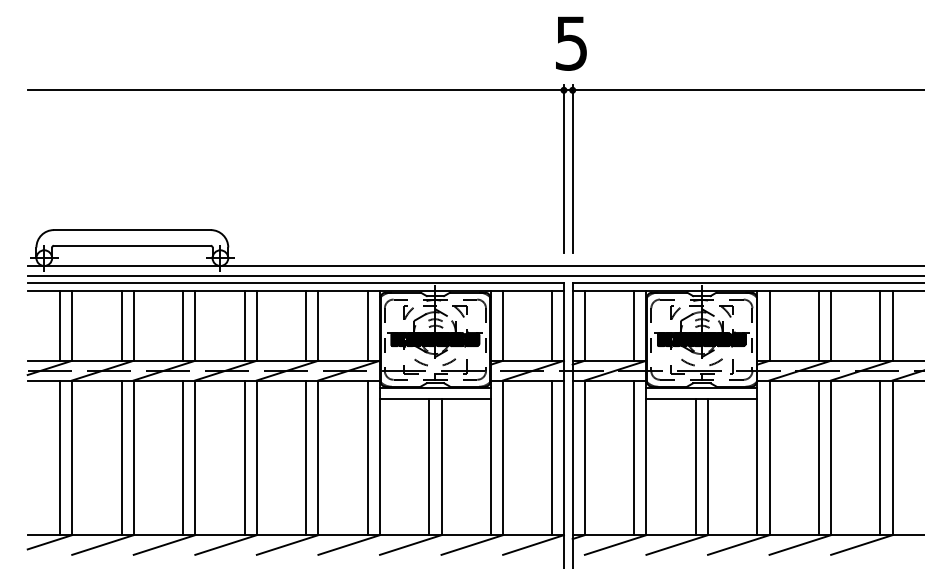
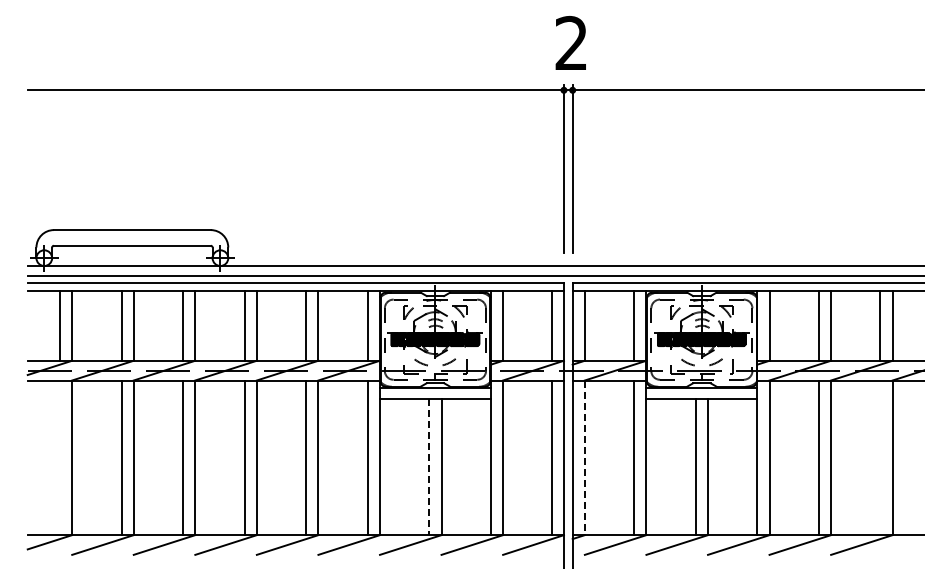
text: 5 -> 2 (570, 42)
line: present -> none (60, 457)
line: present -> none (880, 457)
line: solid -> dashed (584, 458)
line: solid -> dashed (429, 467)
